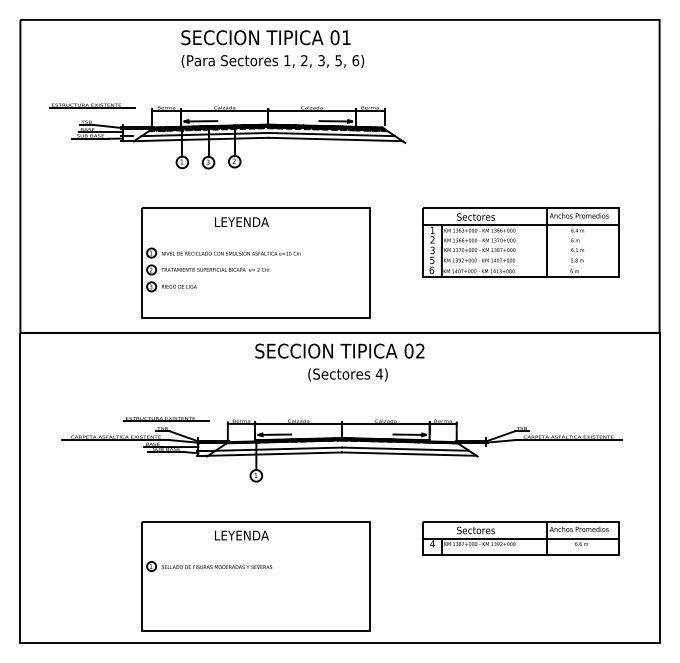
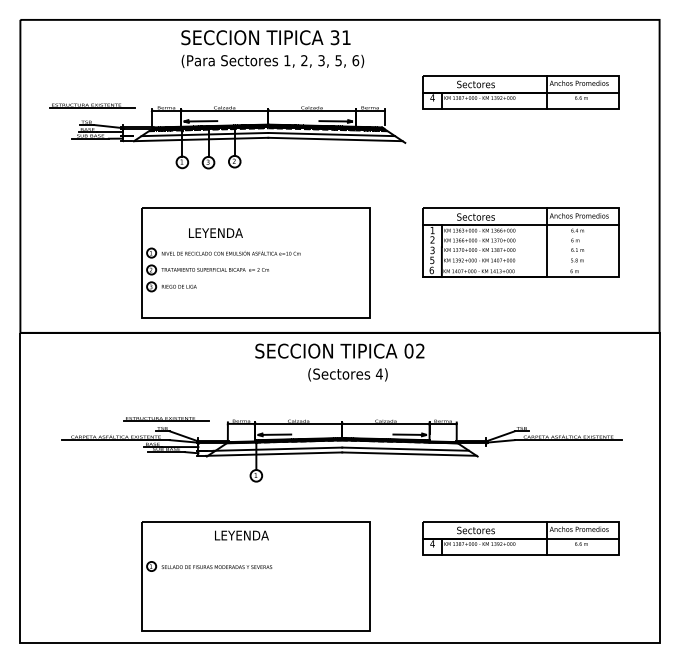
text: 01 -> 31 (334, 37)
part: none -> present (520, 92)
text position: (241, 221) -> (215, 232) (215, 232)
